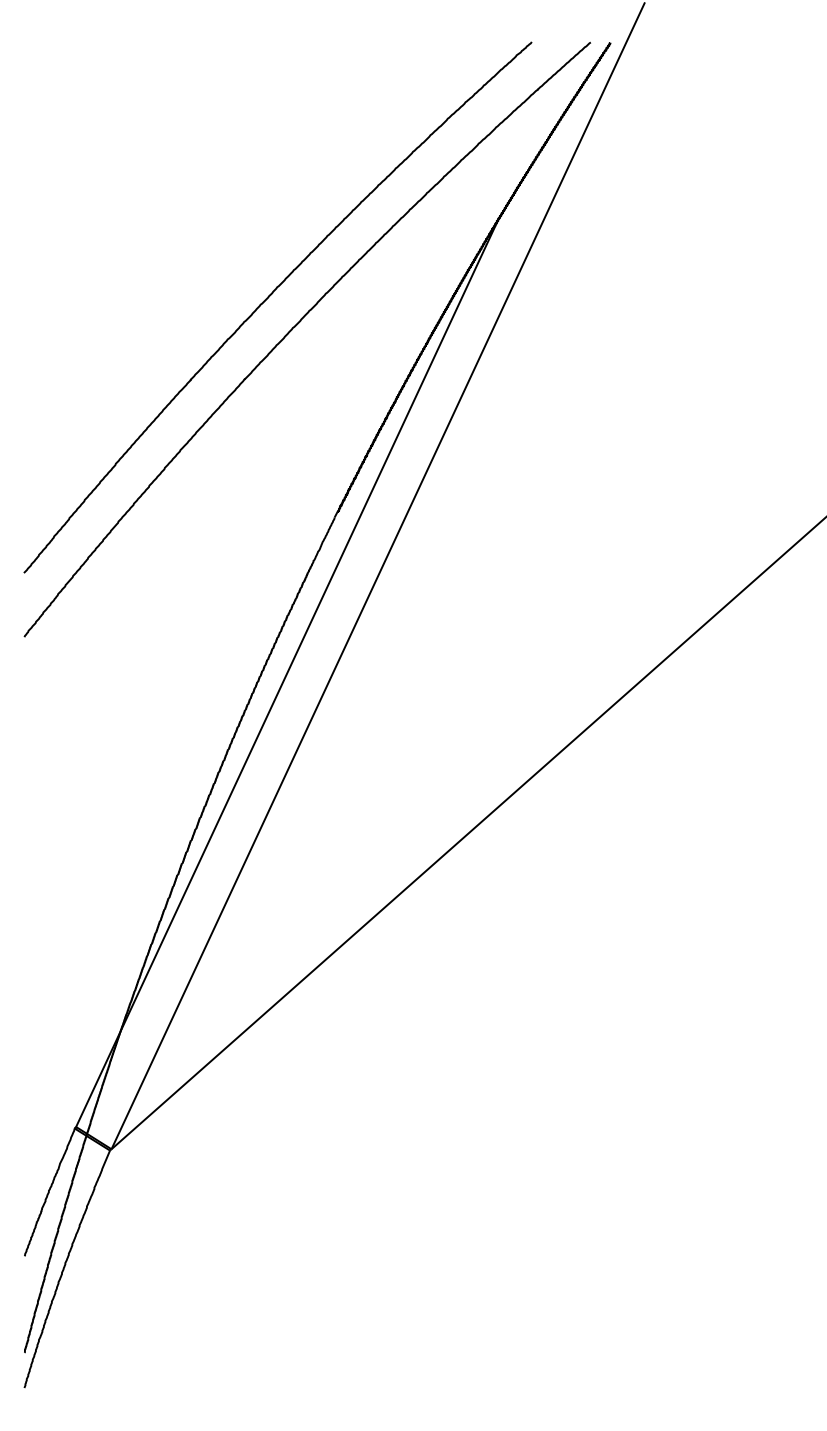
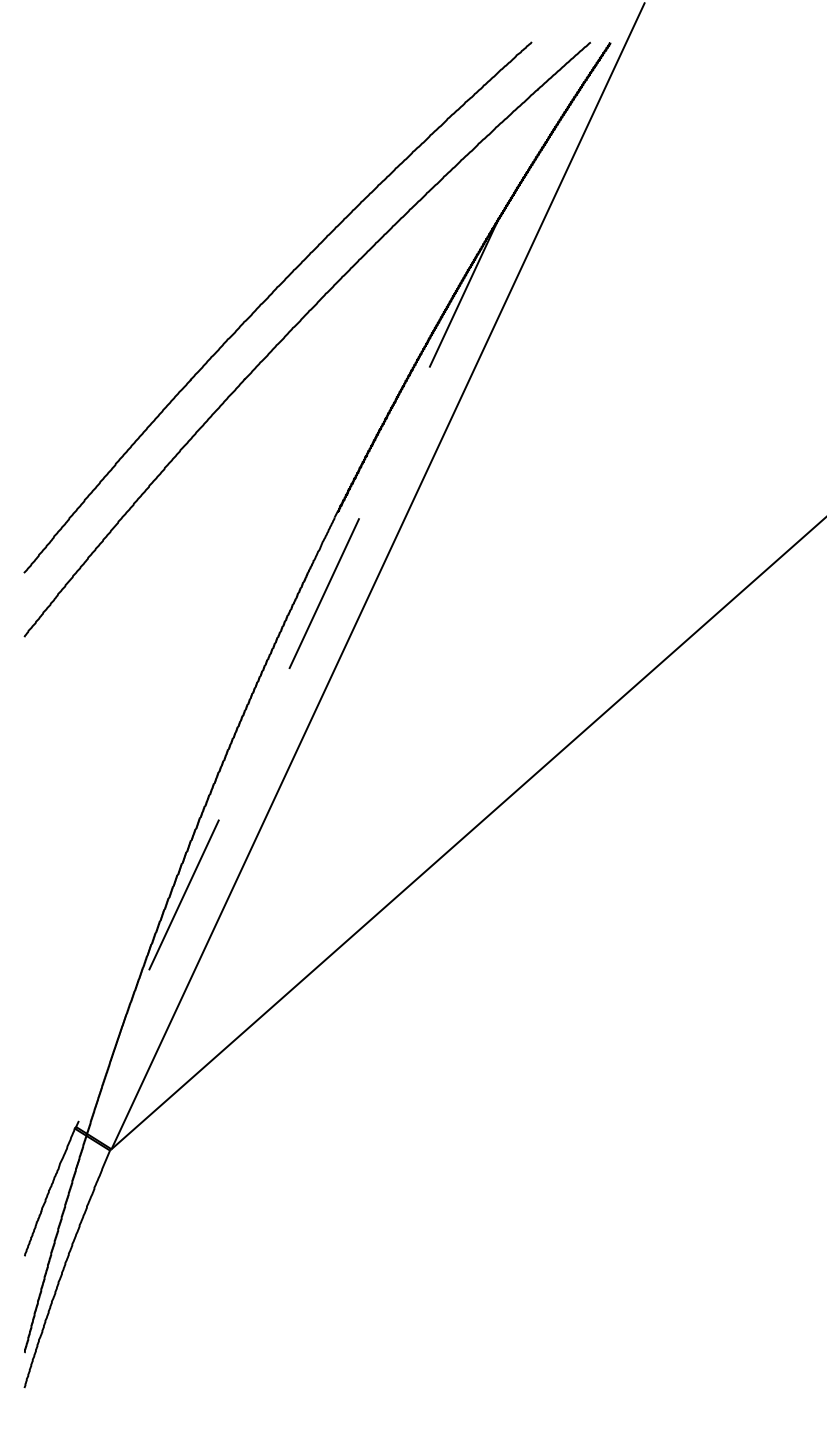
line: solid -> dashed (287, 671)
